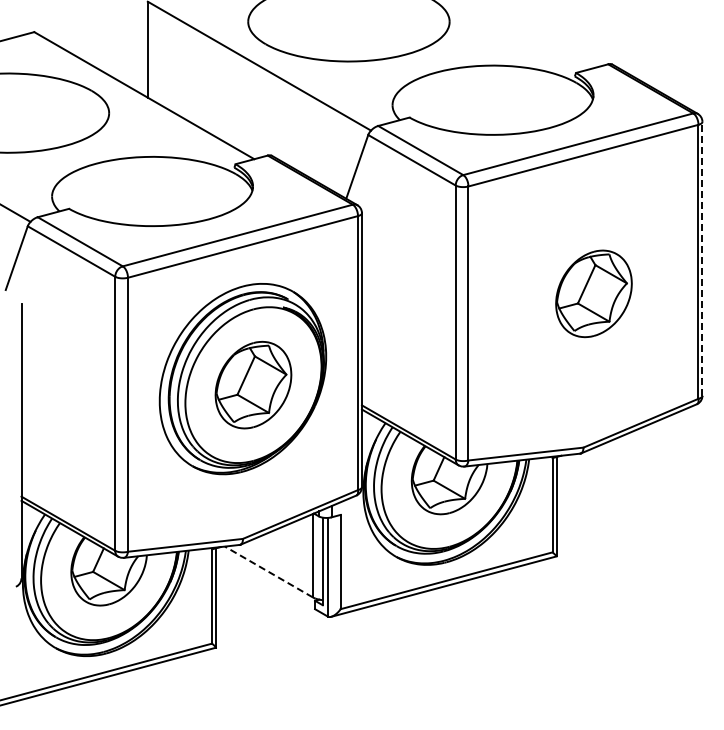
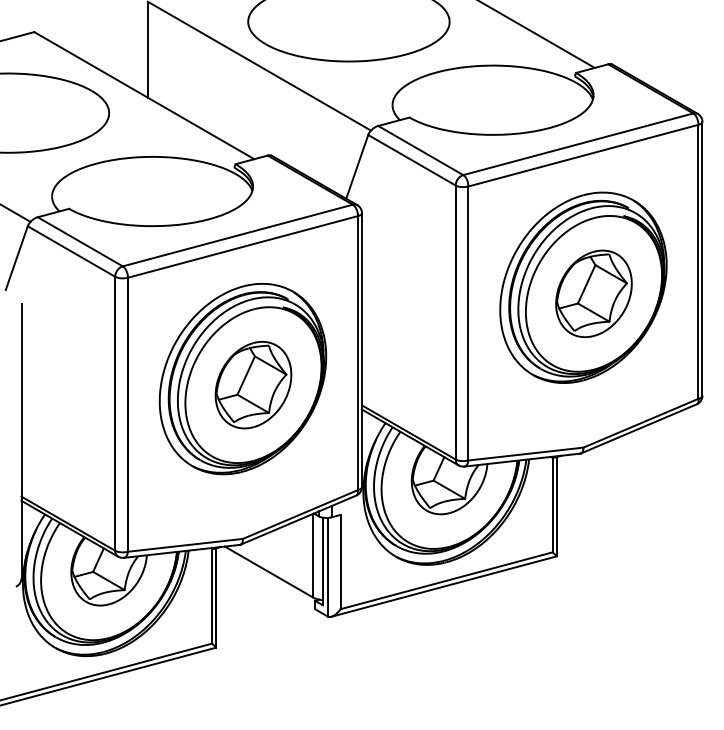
line: none -> present (537, 34)
line: dashed -> solid (702, 258)
part: none -> present (583, 287)
line: dashed -> solid (268, 571)
